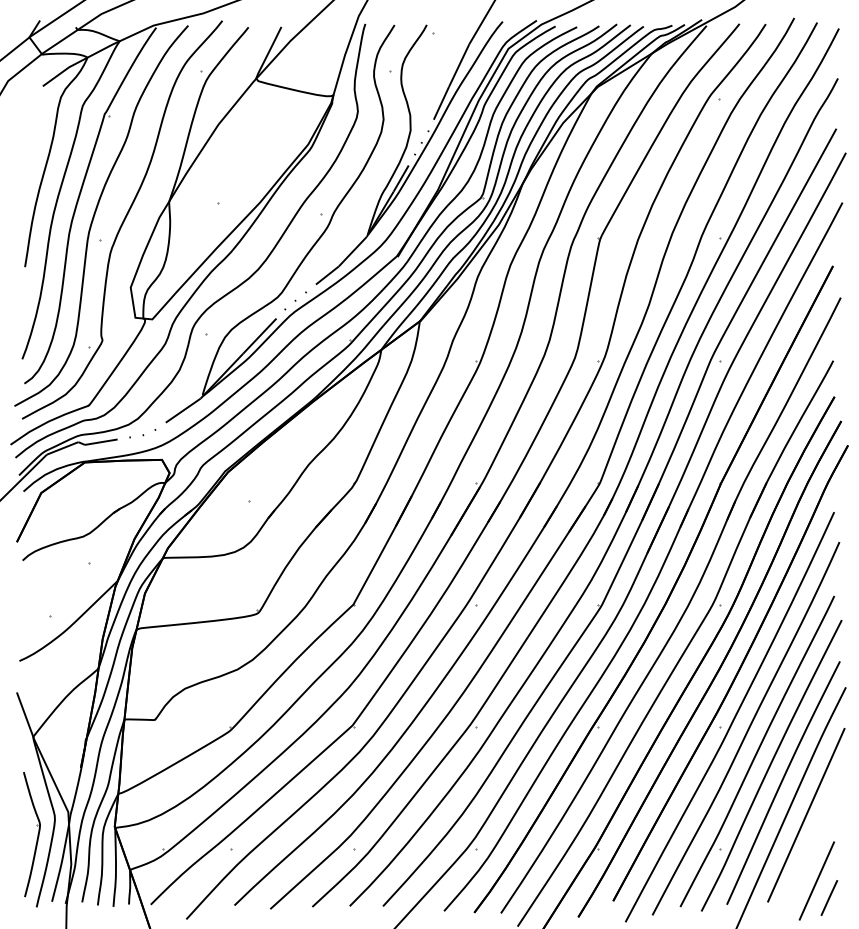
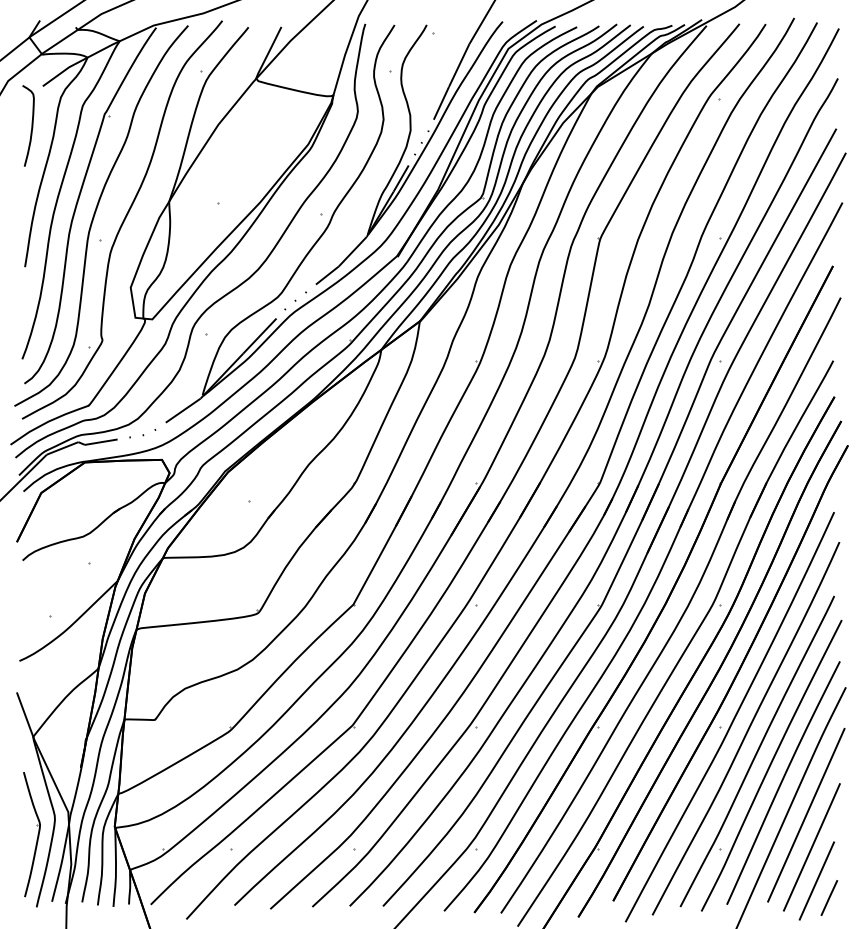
curve: none -> present (31, 125)
line: none -> present (811, 847)
